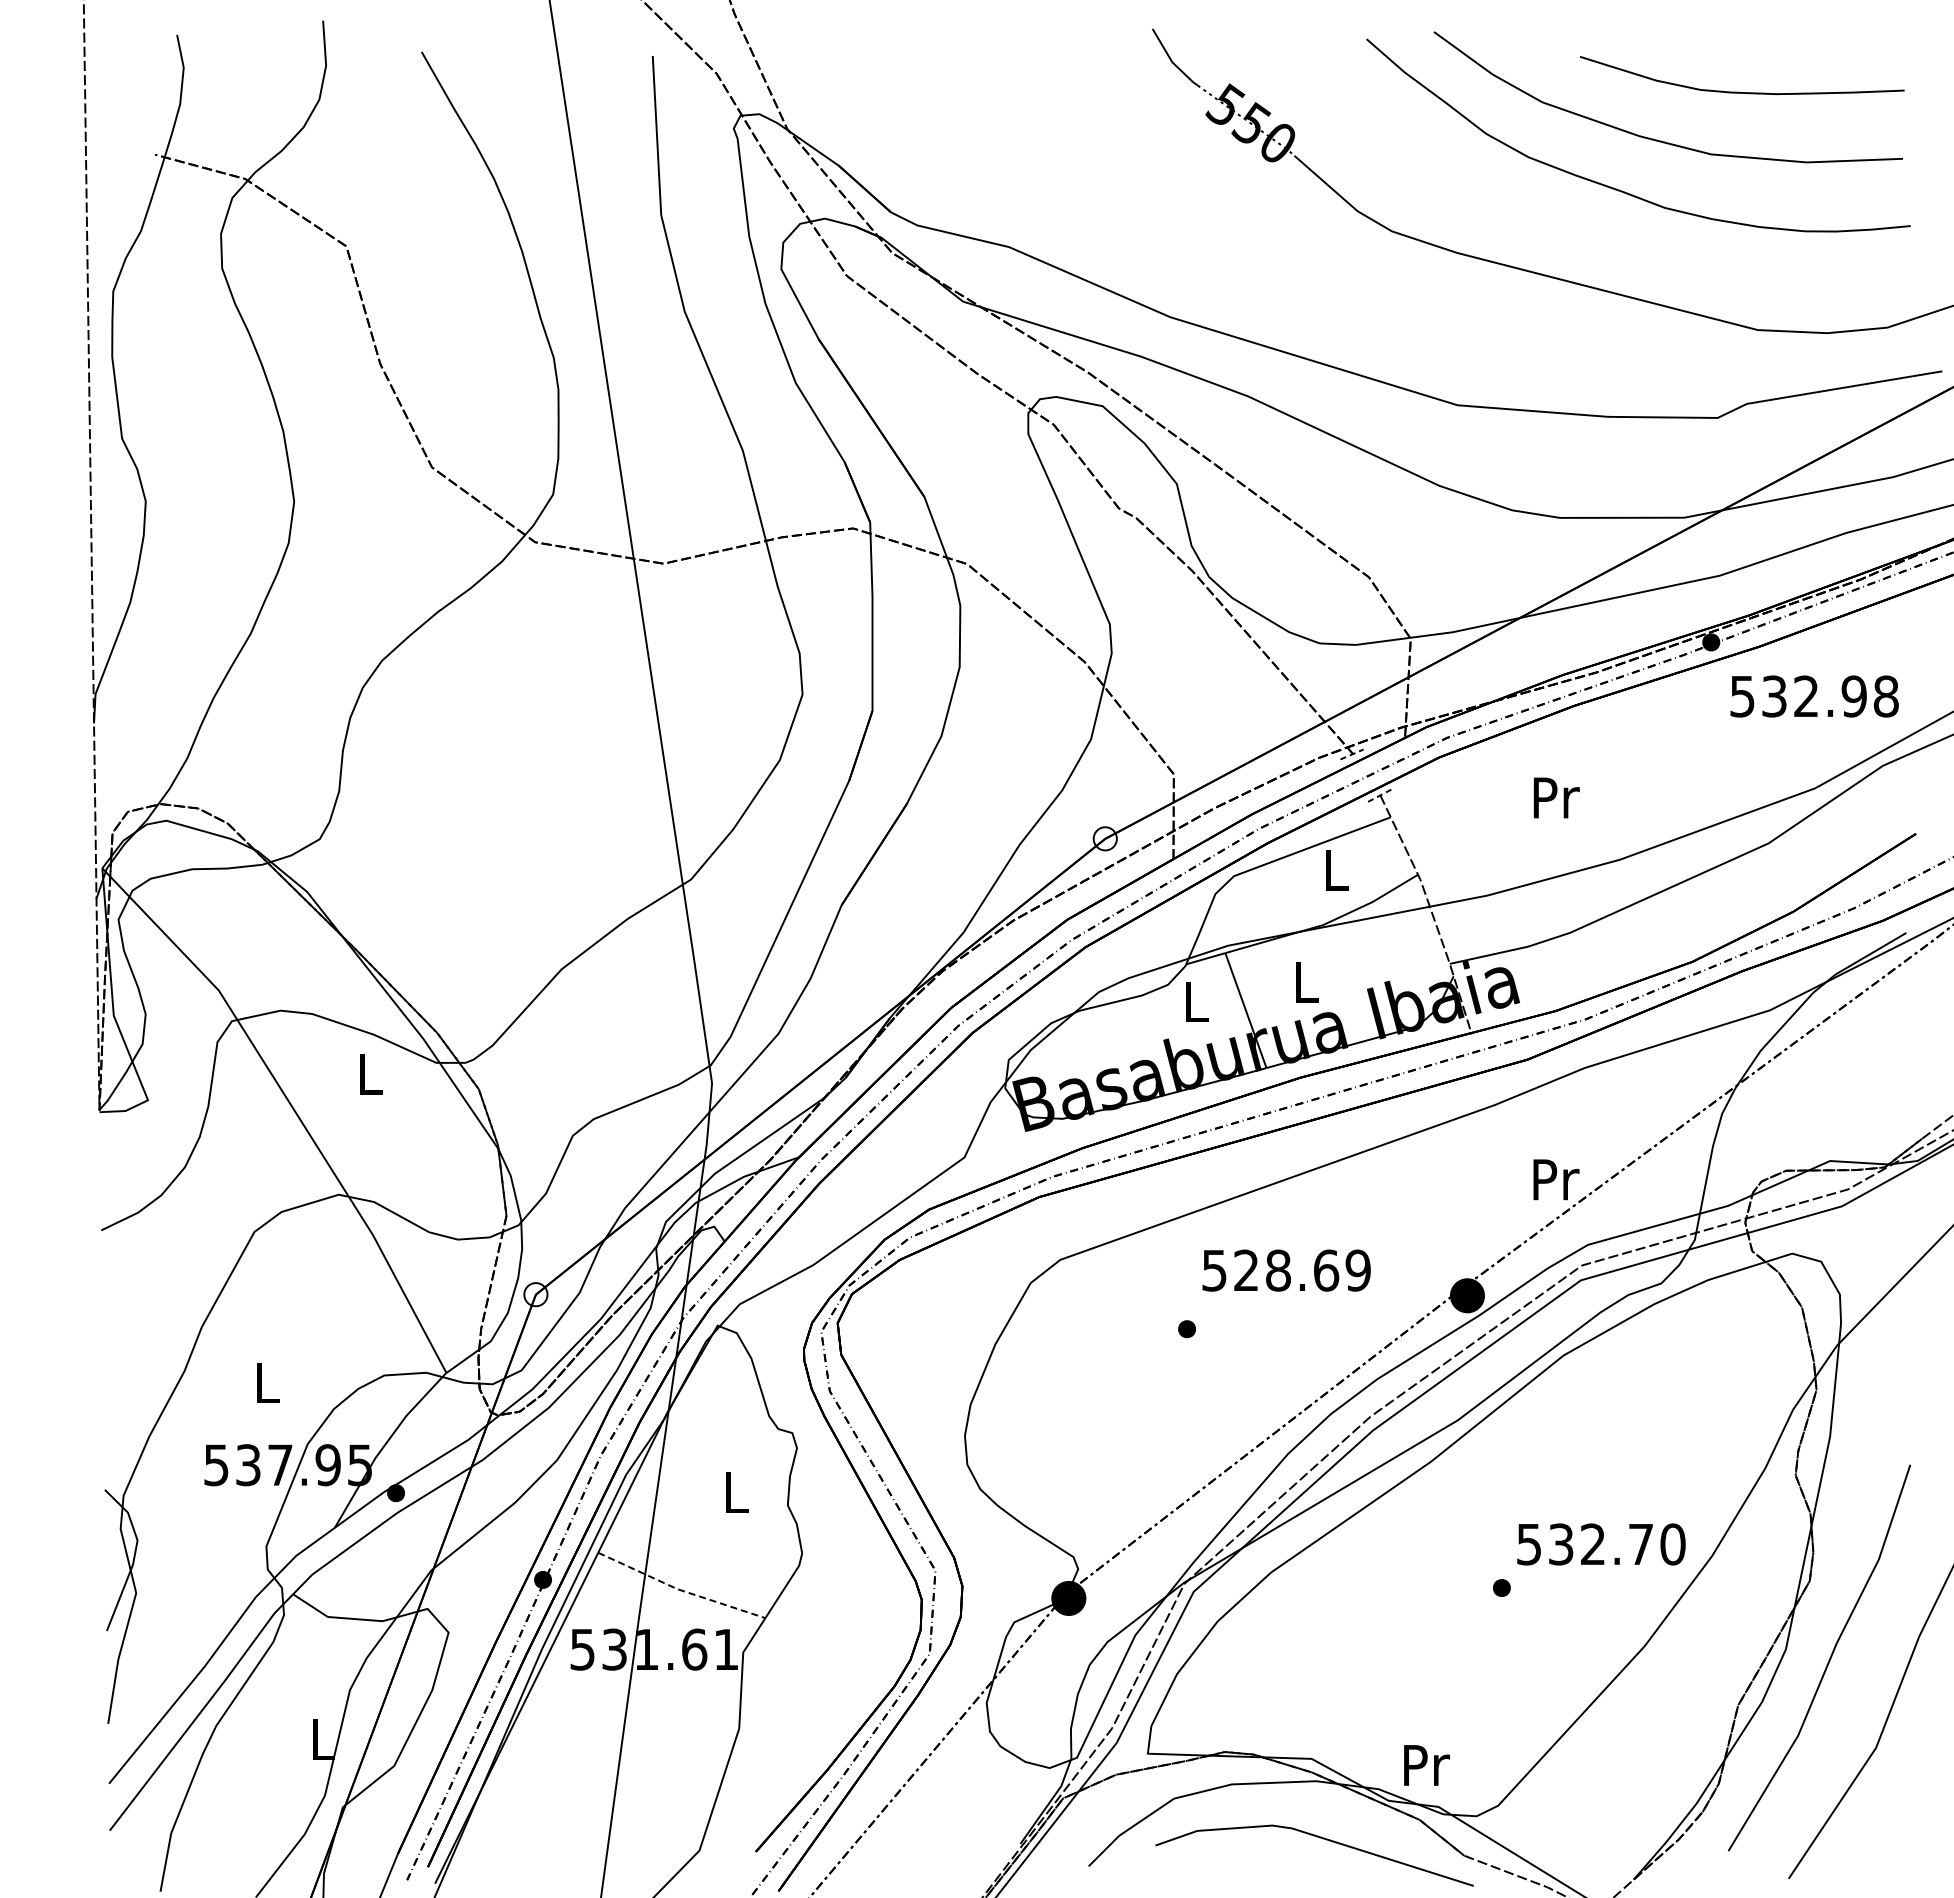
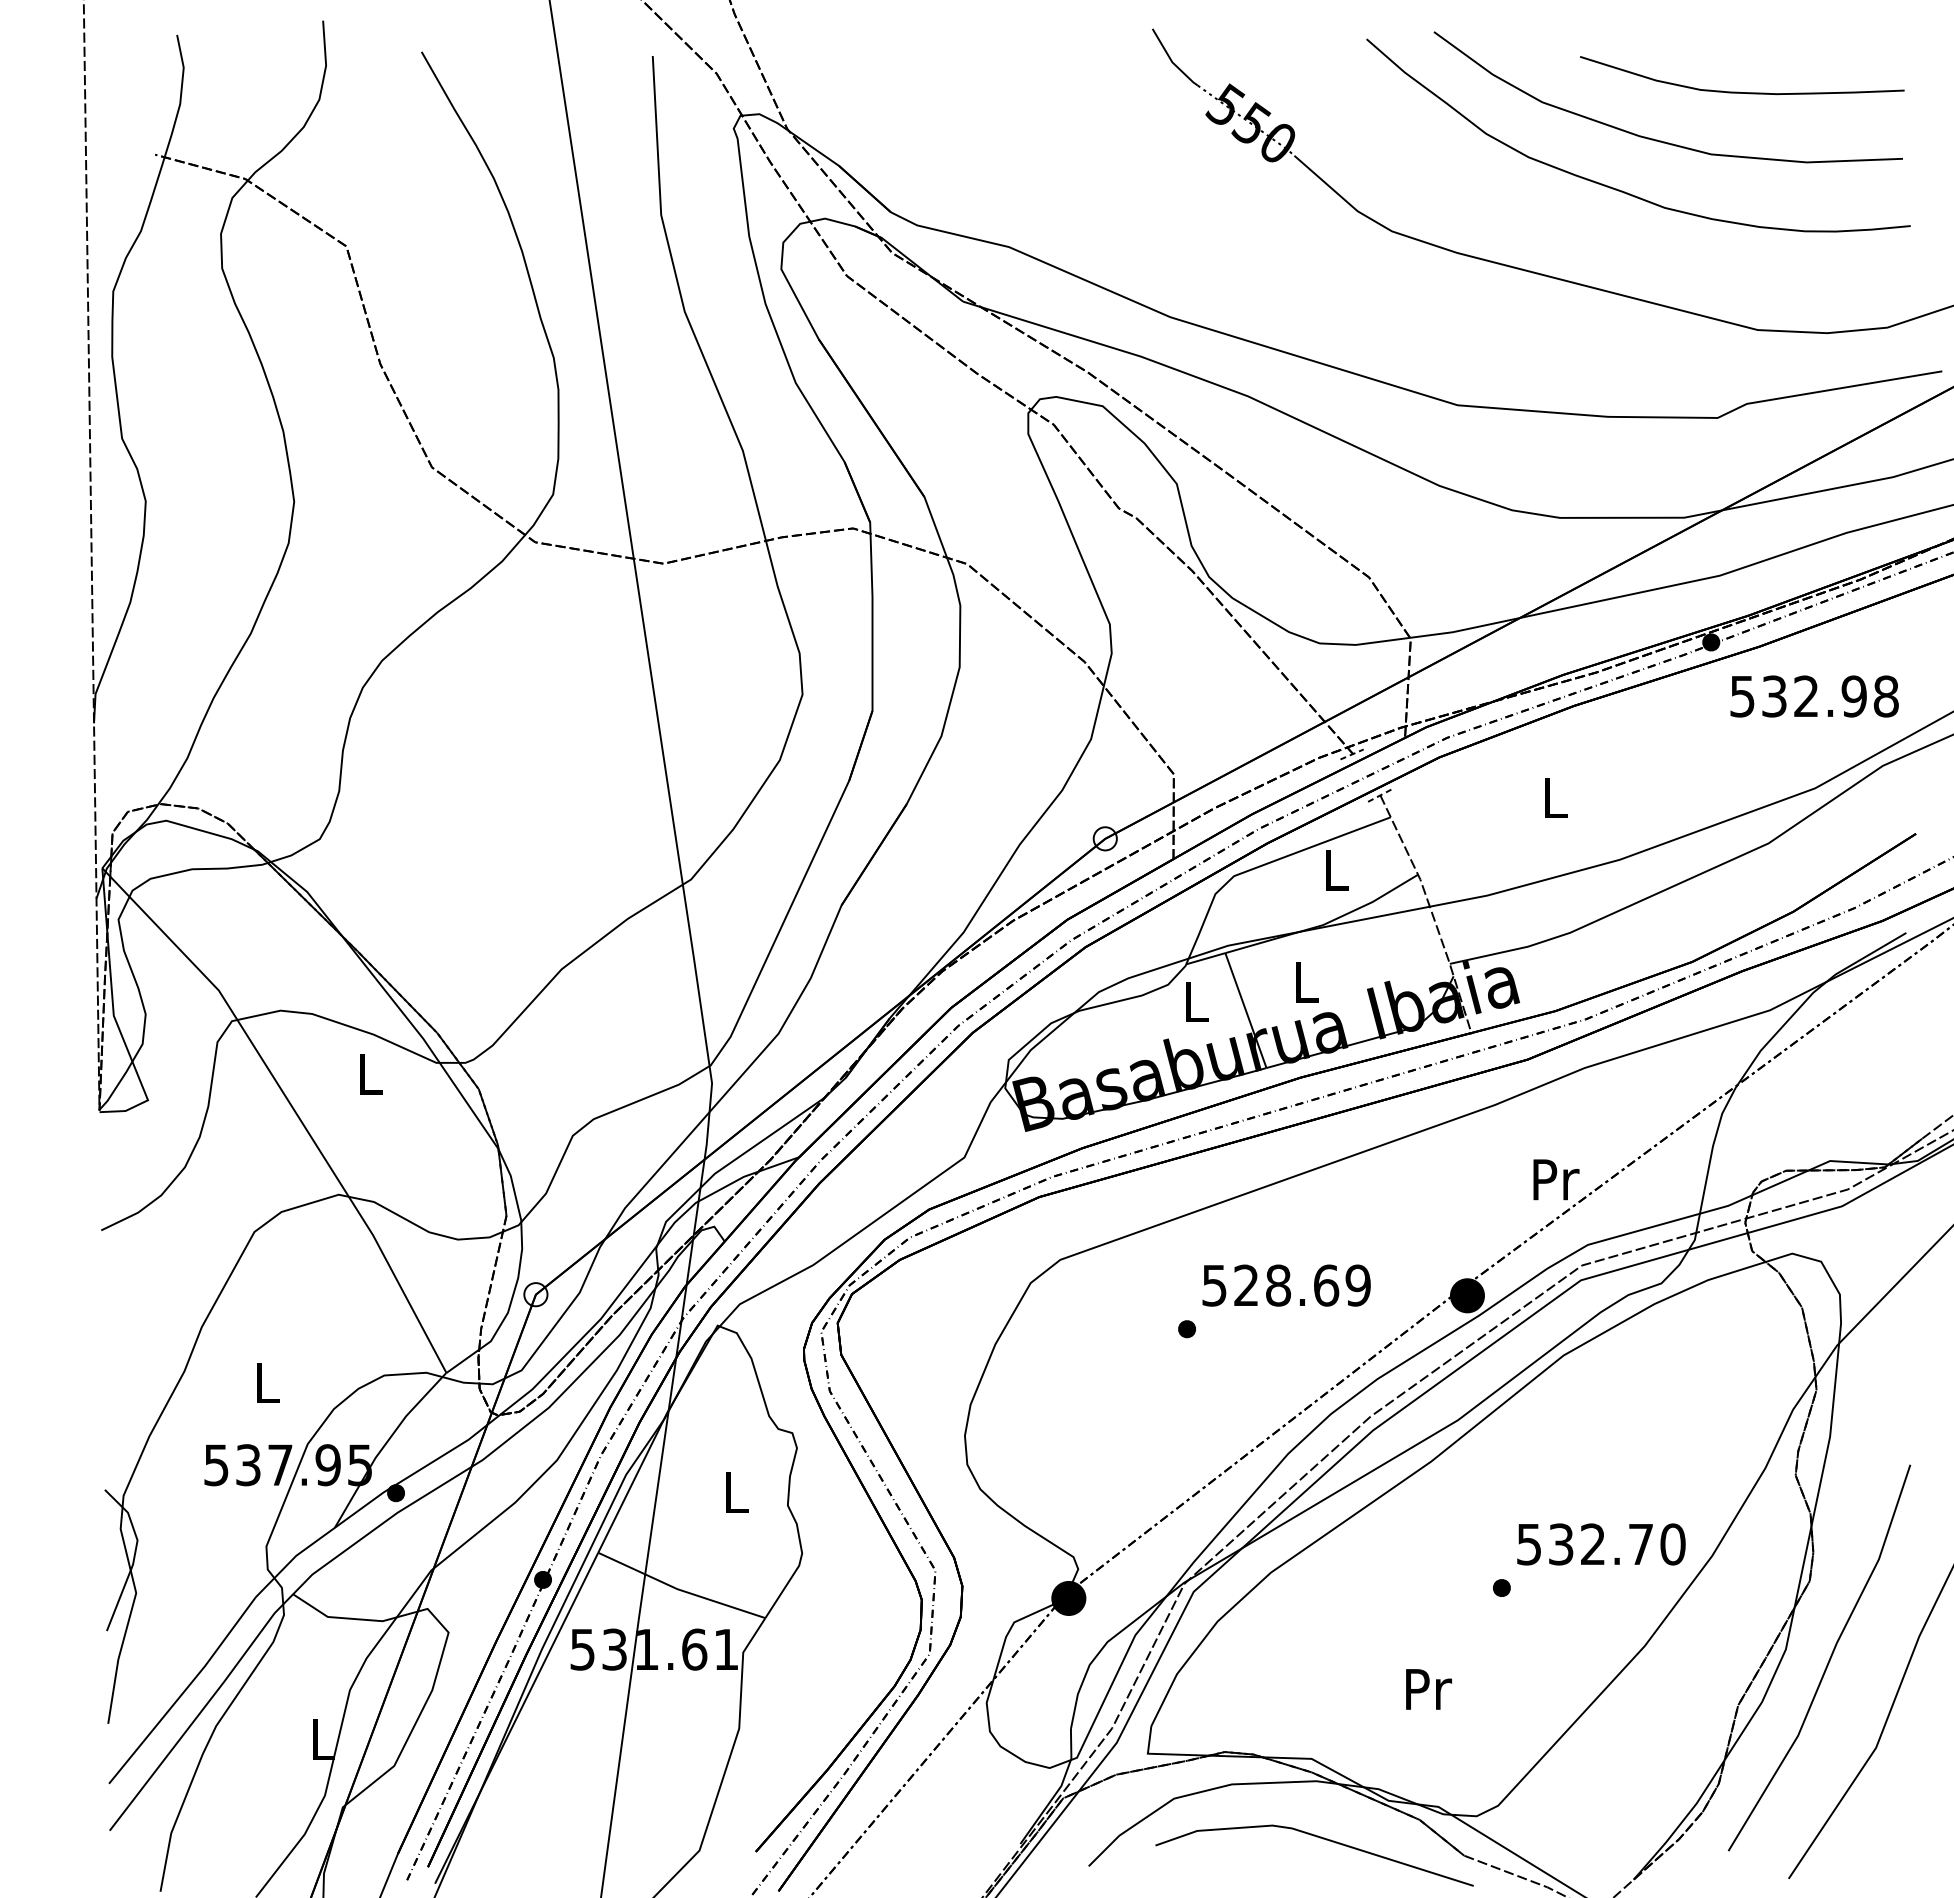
text: Pr -> L (1556, 797)
text position: (1286, 1270) -> (1286, 1285) (1286, 1285)
line: dashed -> solid (679, 1589)
text position: (1426, 1765) -> (1428, 1689) (1428, 1689)
